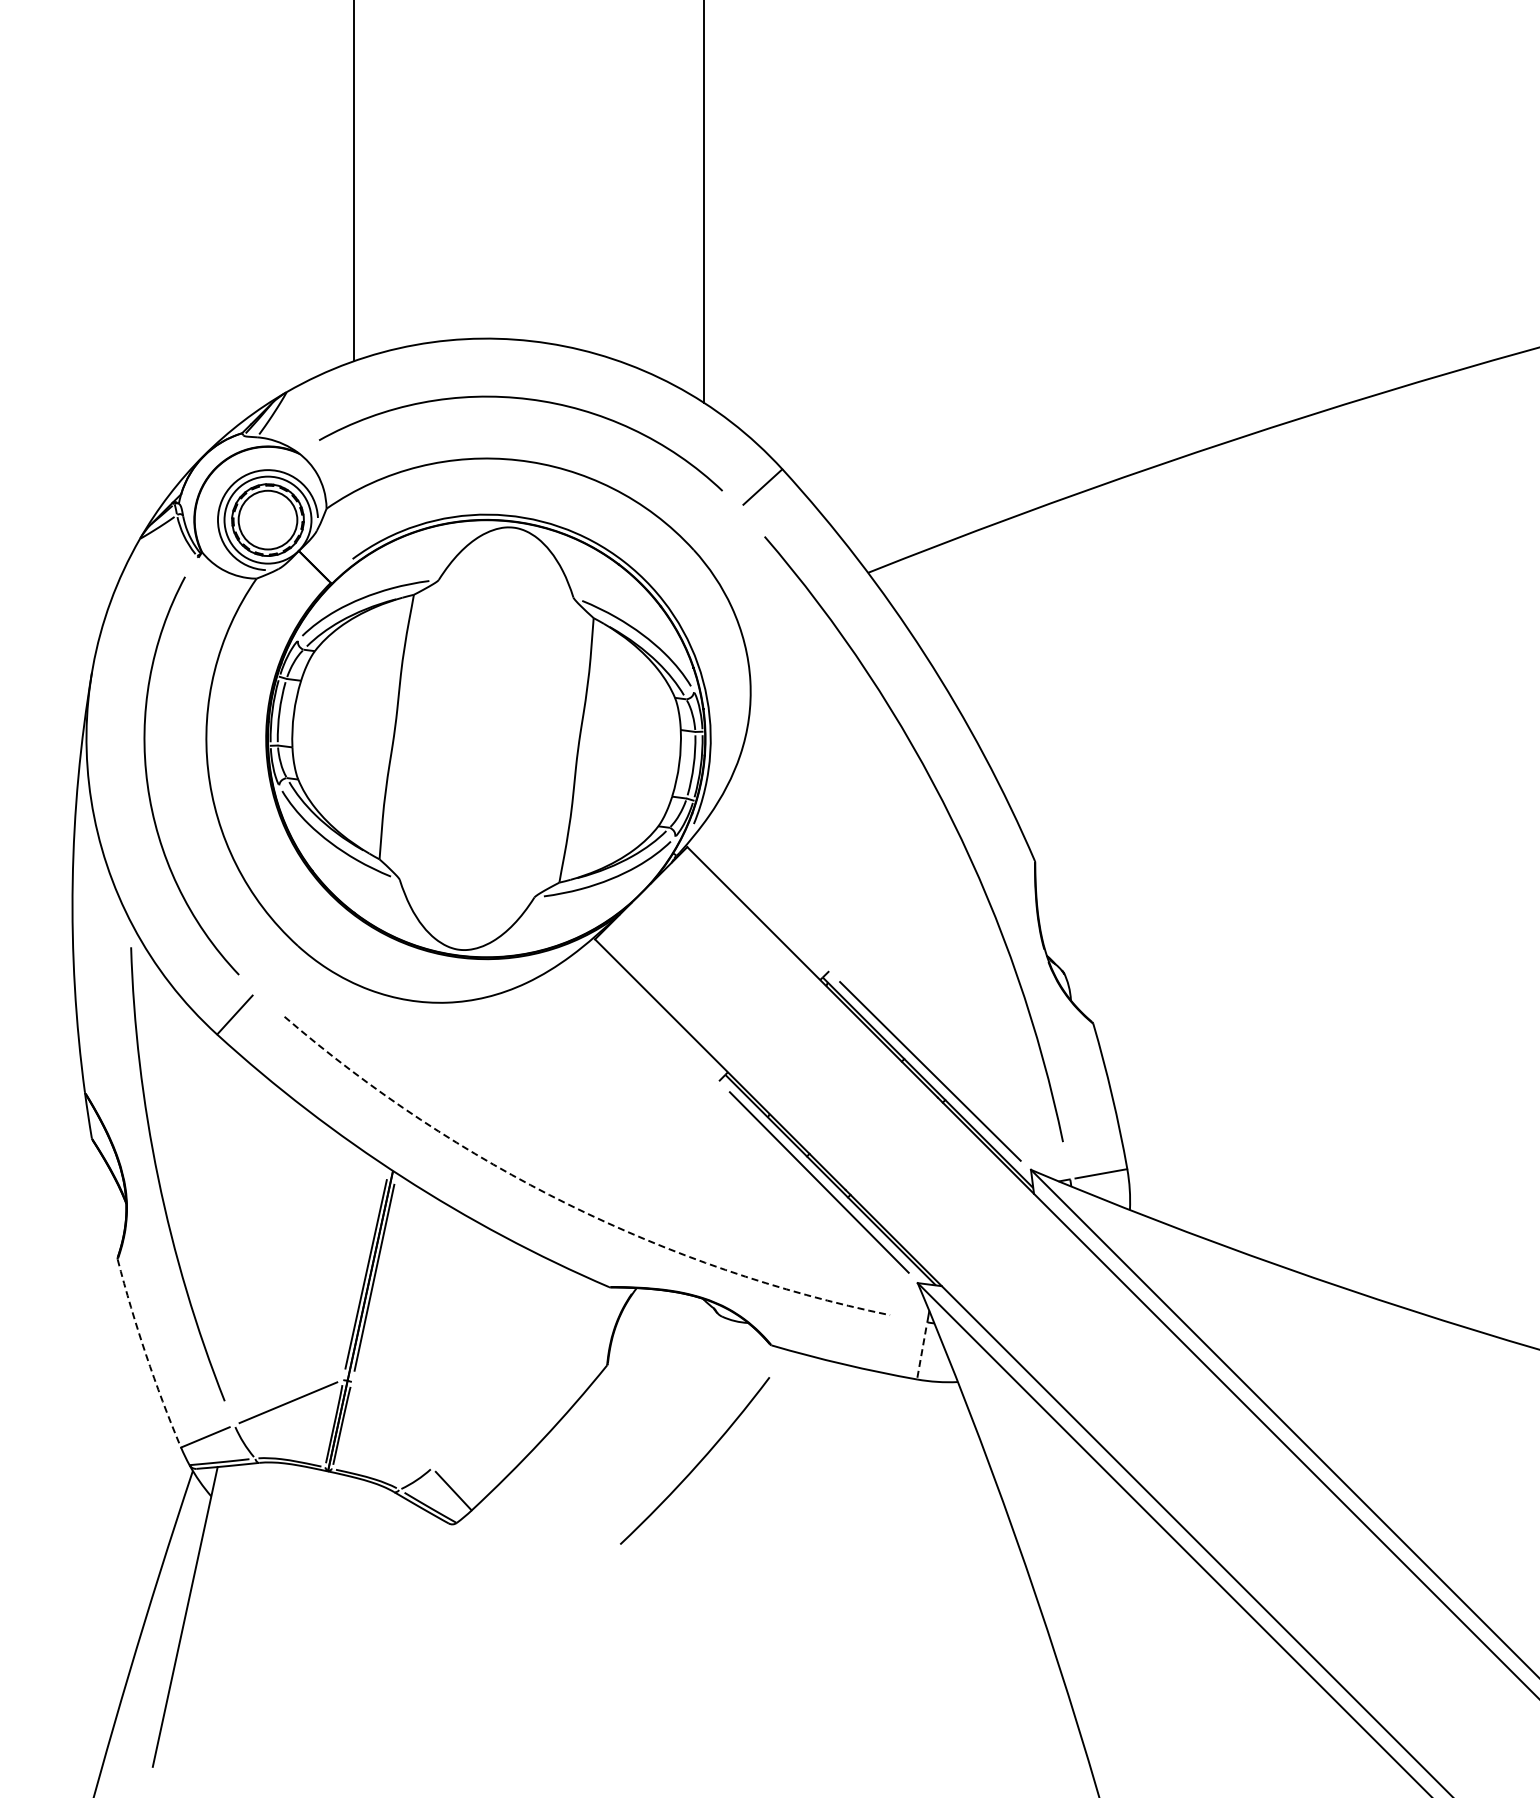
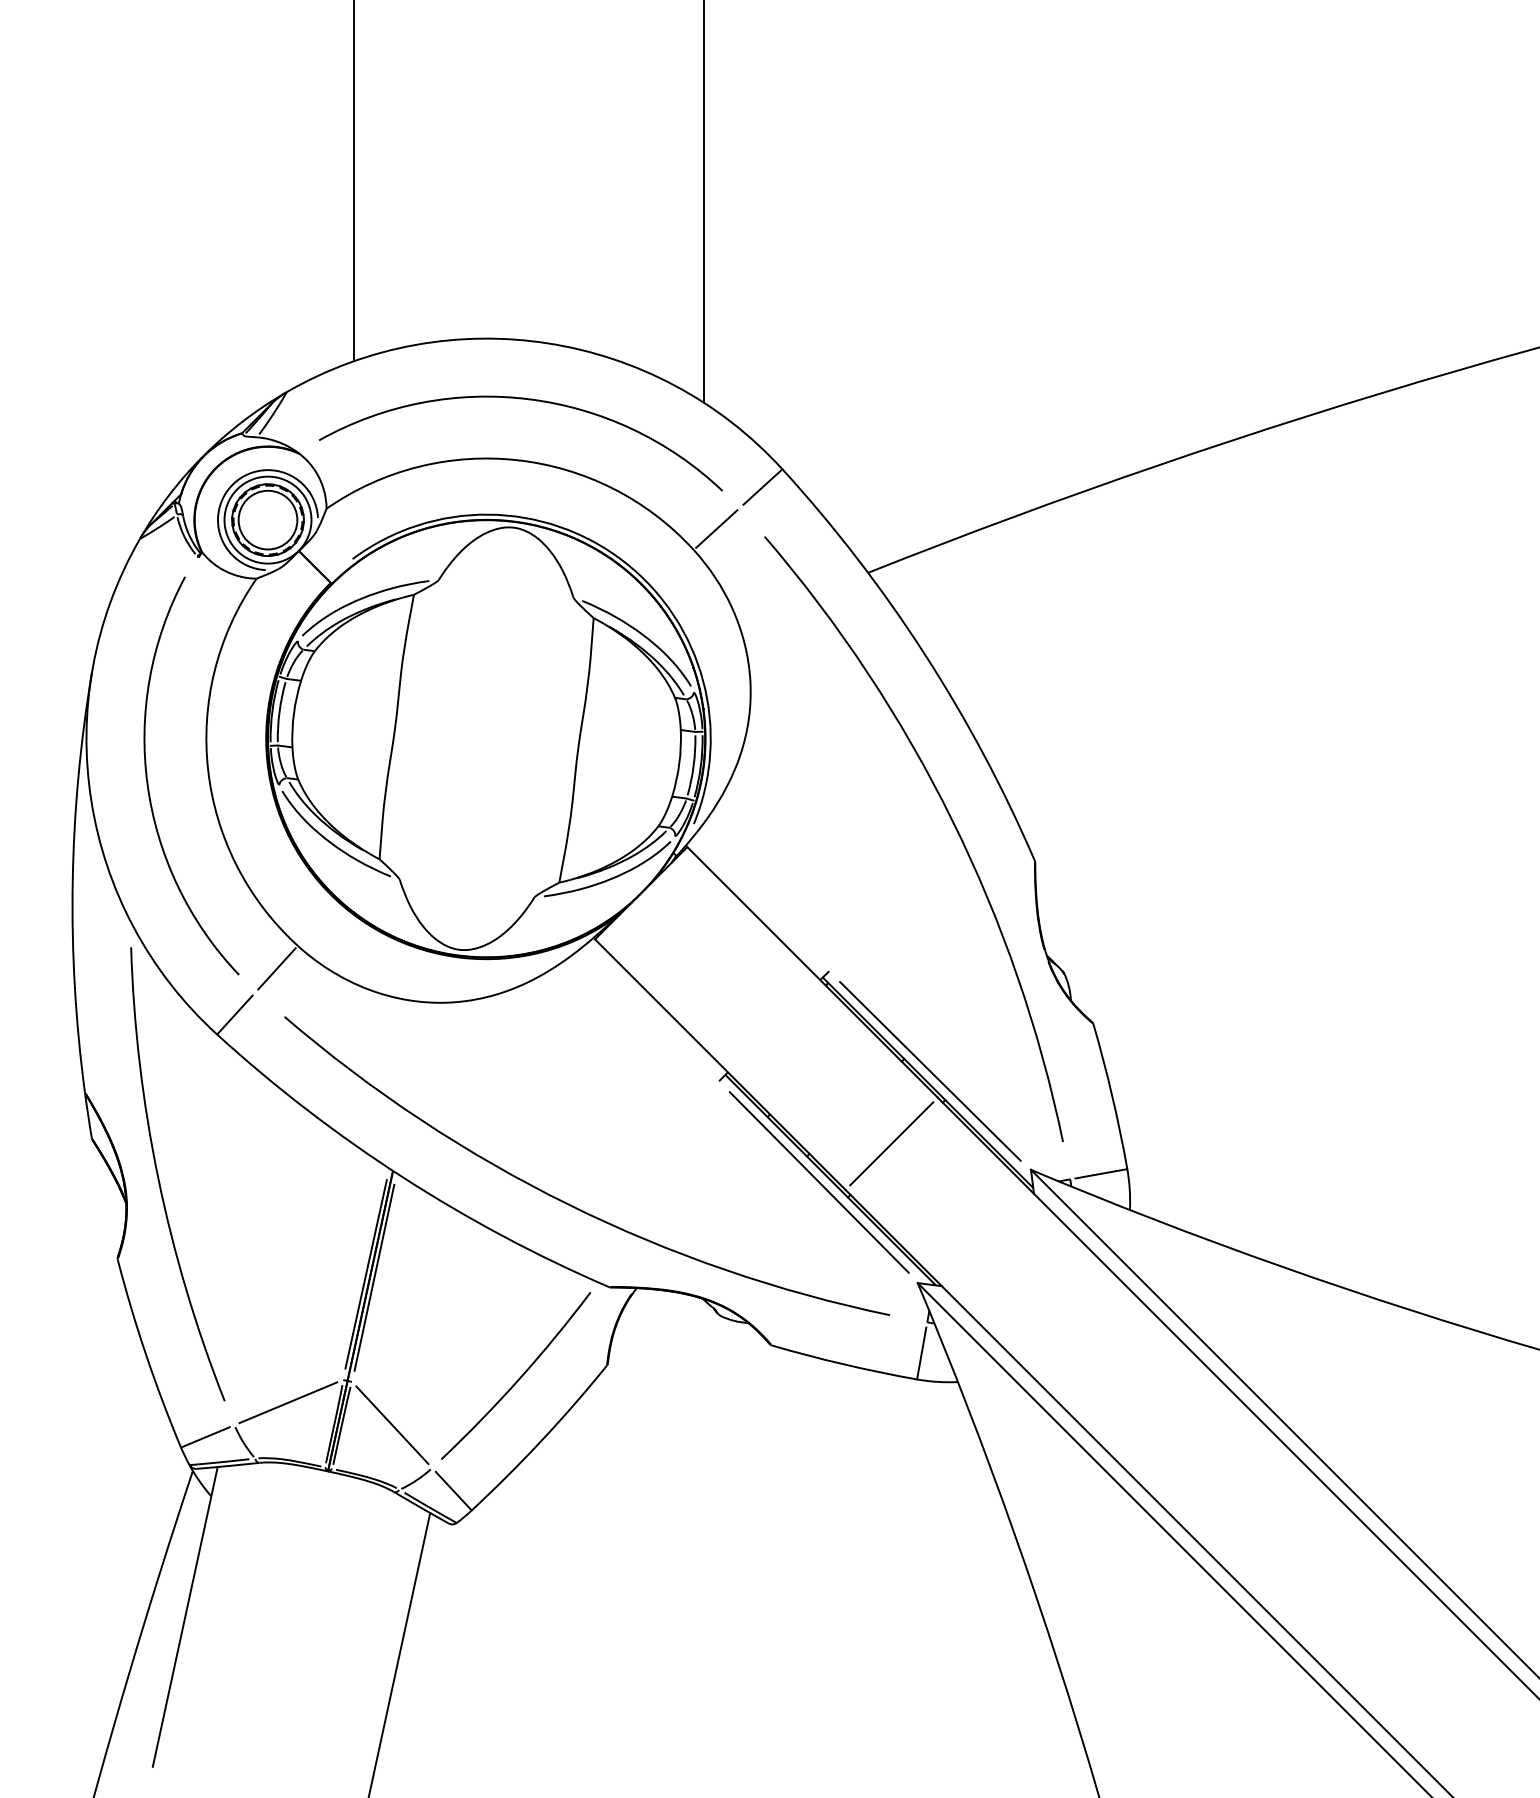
line: none -> present (716, 528)
line: none -> present (276, 968)
line: none -> present (891, 1143)
arc: dashed -> solid (568, 1204)
line: dashed -> solid (921, 1353)
arc: dashed -> solid (146, 1354)
line: none -> present (392, 1425)
arc position: (698, 1462) -> (519, 1377) (519, 1377)
line: none -> present (399, 1653)
